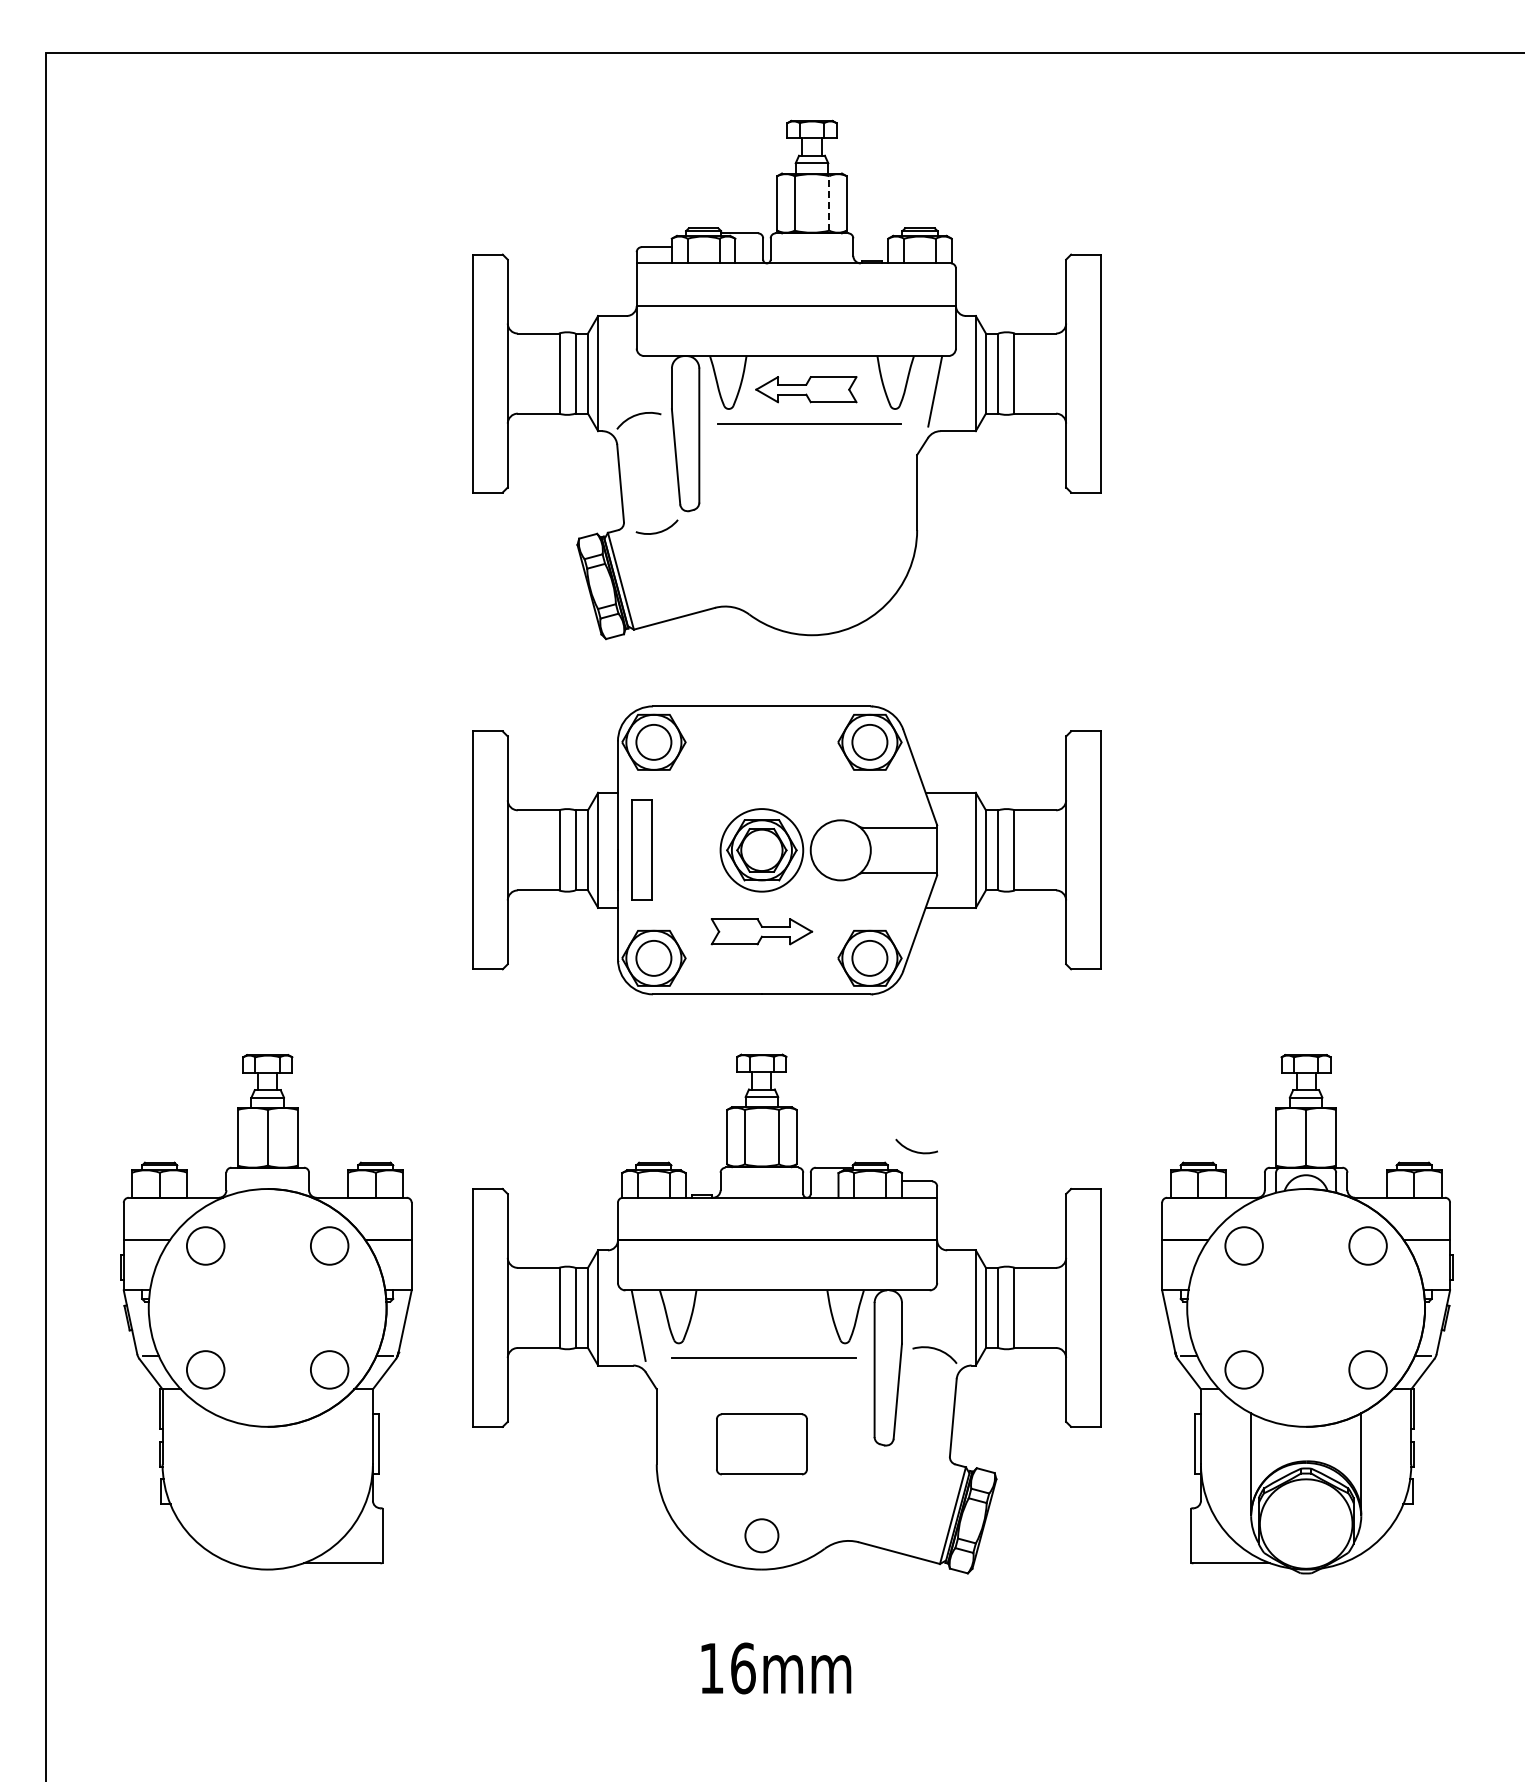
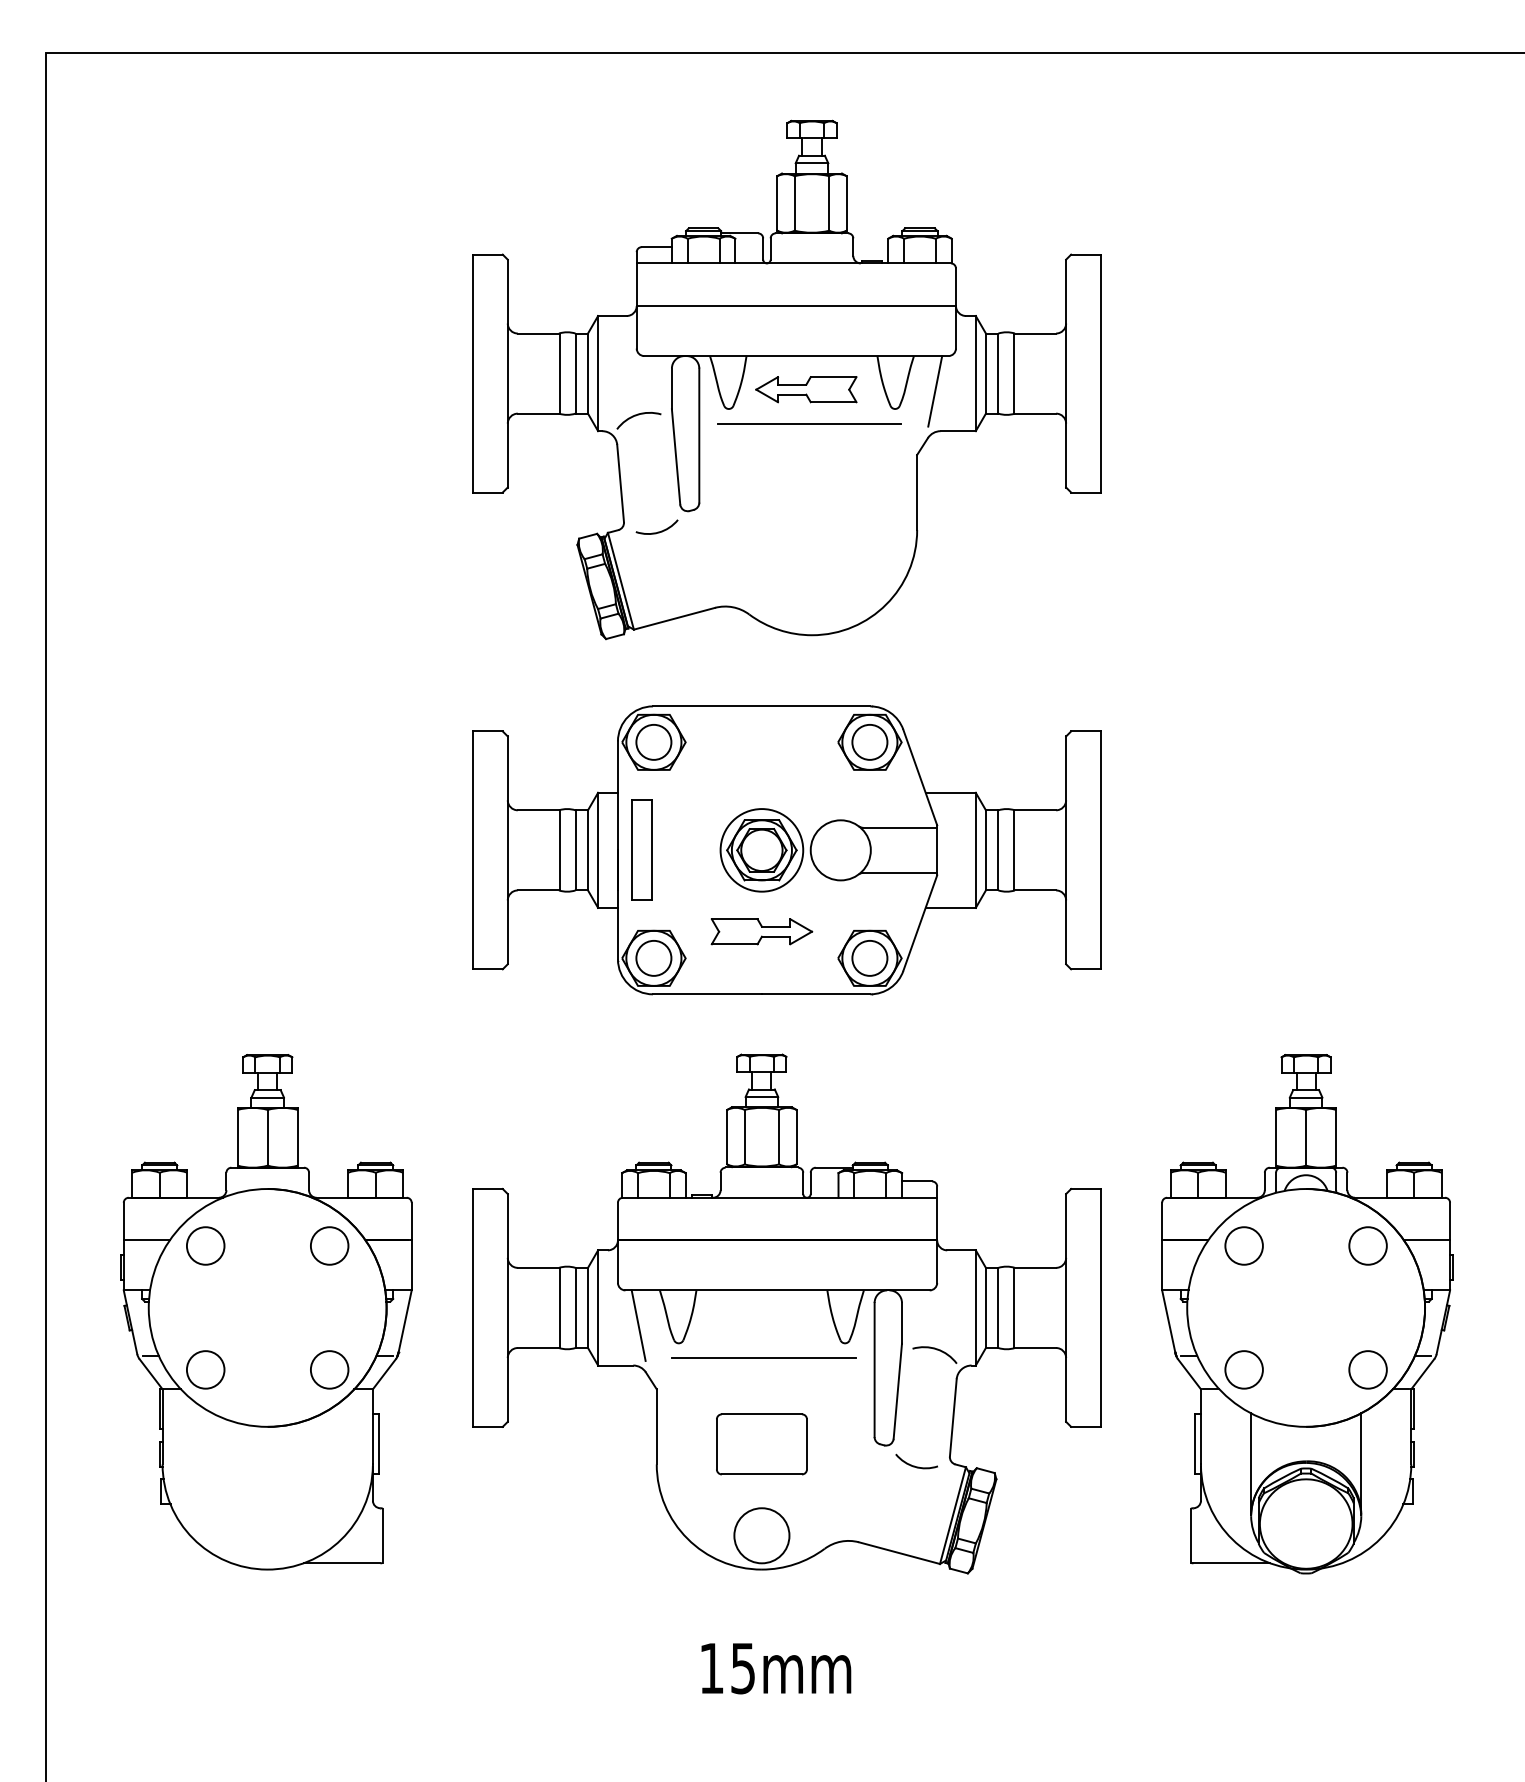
line: dashed -> solid (829, 202)
arc position: (914, 1150) -> (914, 1465) (914, 1465)
circle diameter: 33 px -> 55 px (761, 1535)
text: 16mm -> 15mm (743, 1668)
